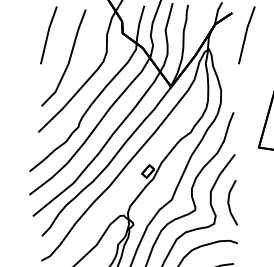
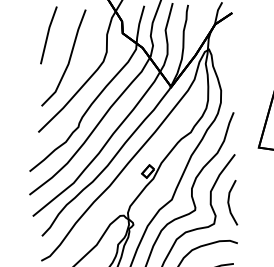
line: present -> none (246, 35)
